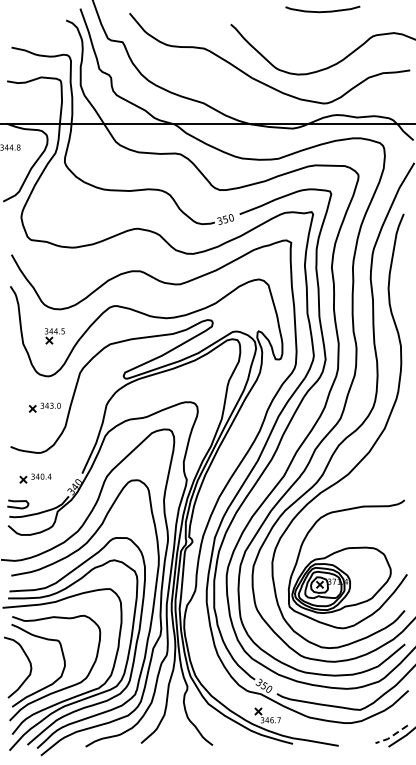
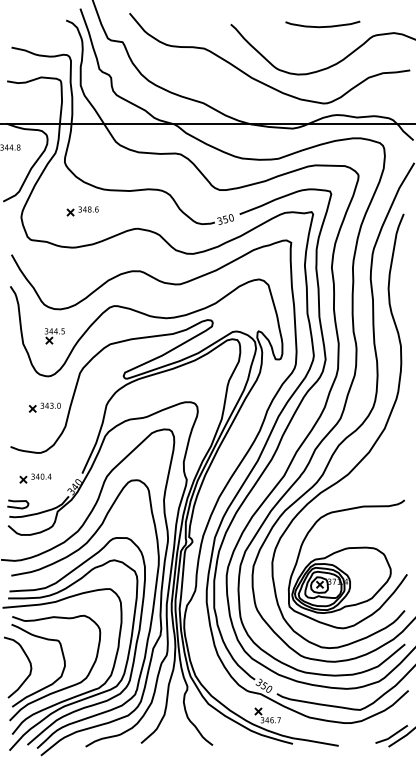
curve position: (322, 11) -> (322, 26) (322, 26)
part: none -> present (82, 211)
line: dashed -> solid (391, 736)
